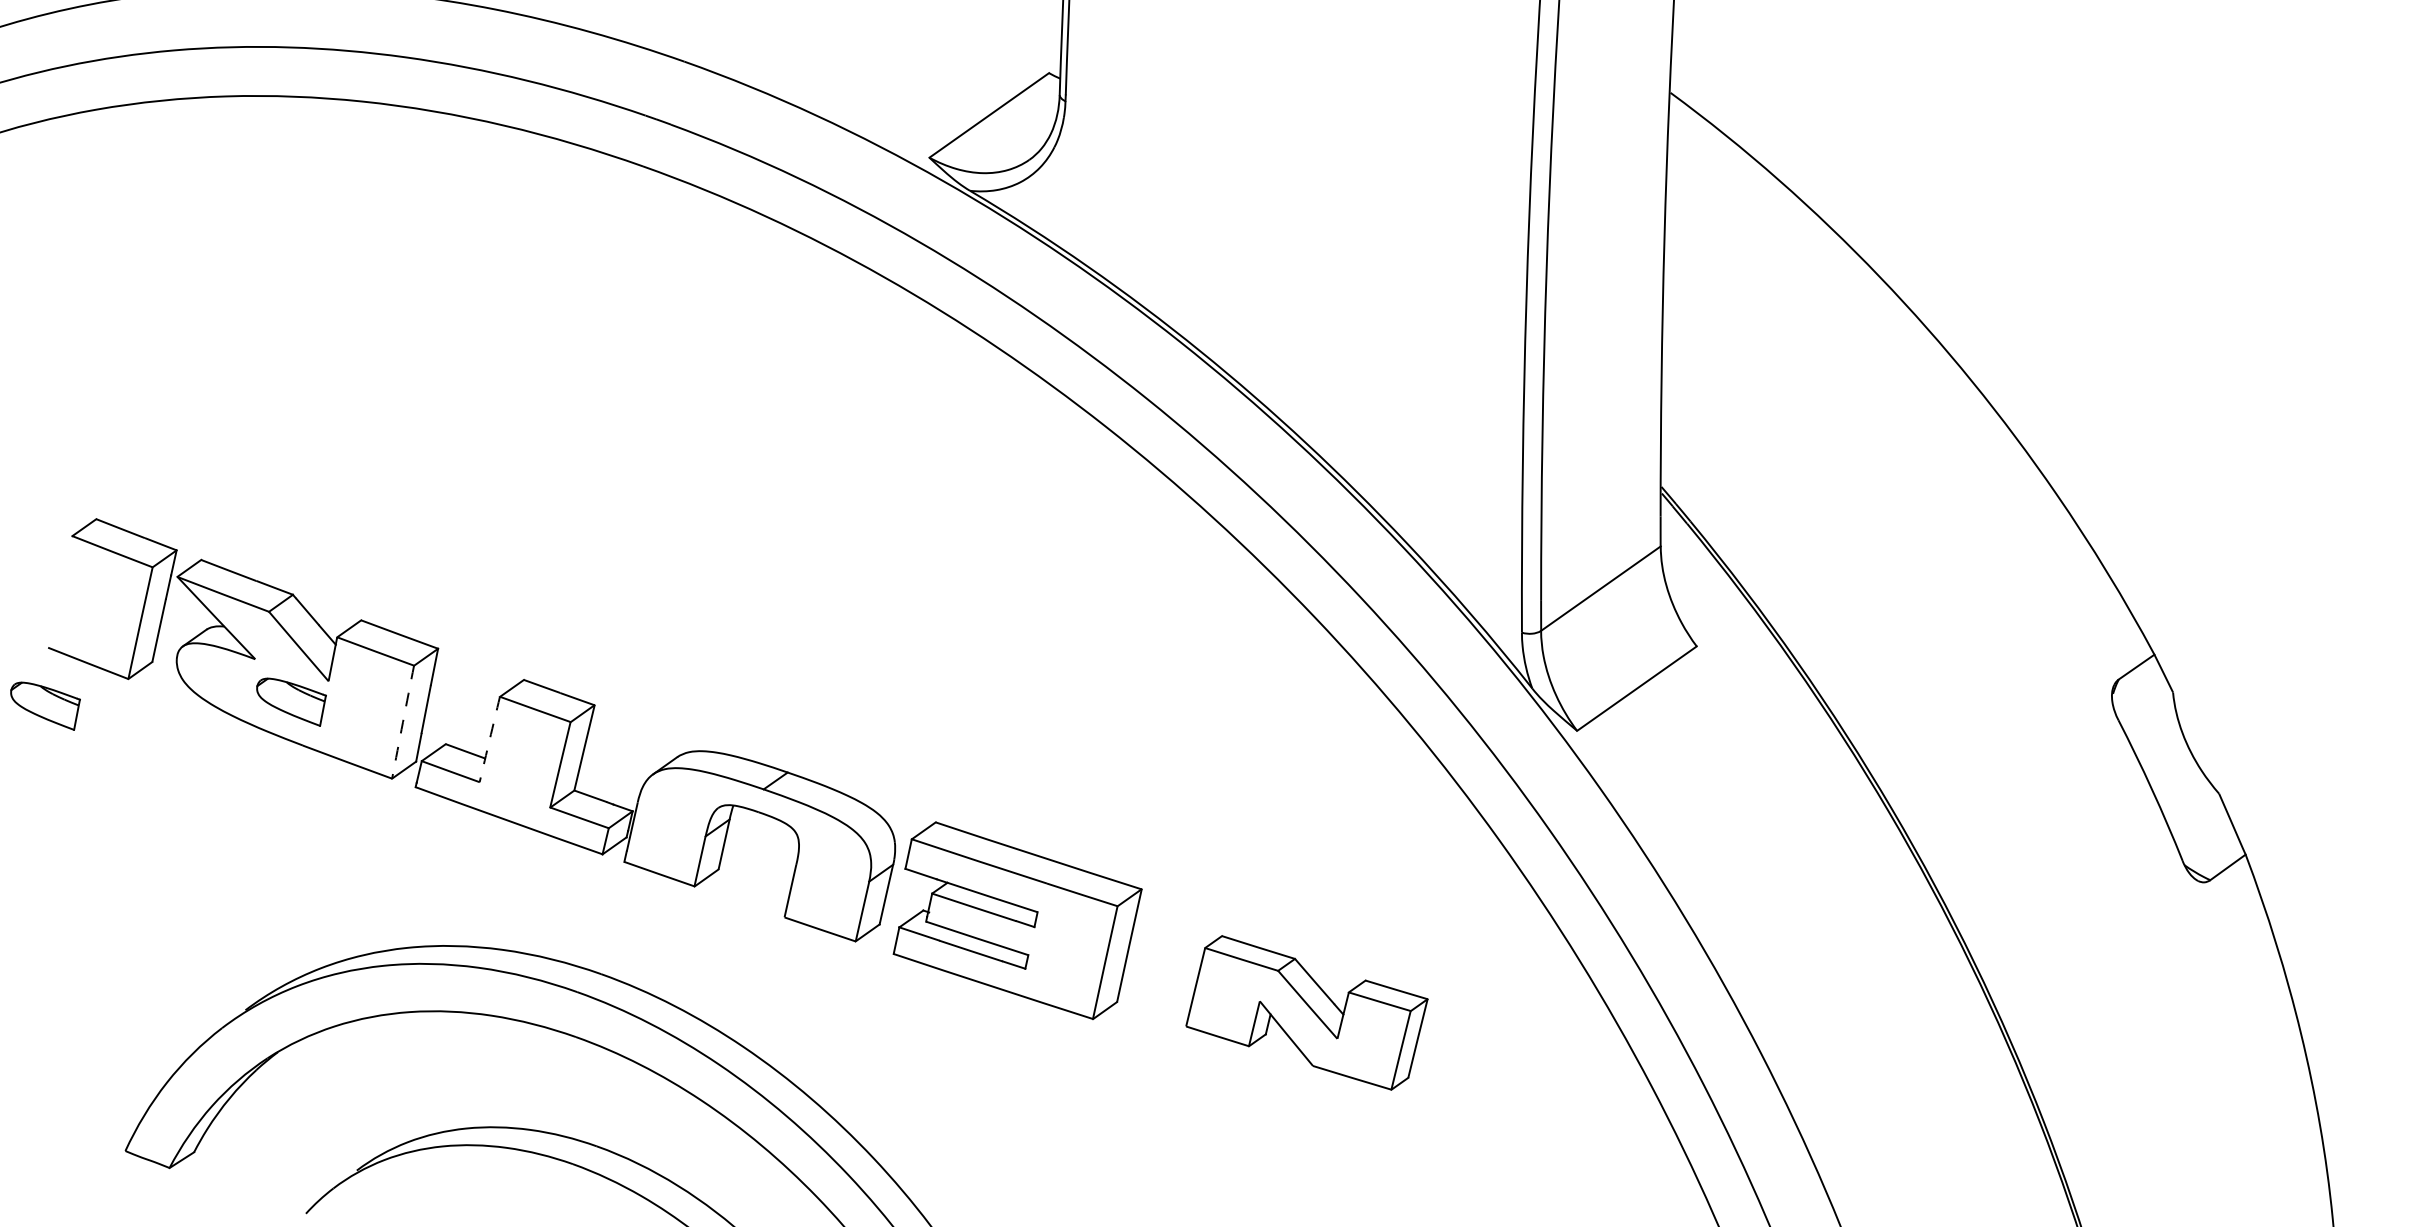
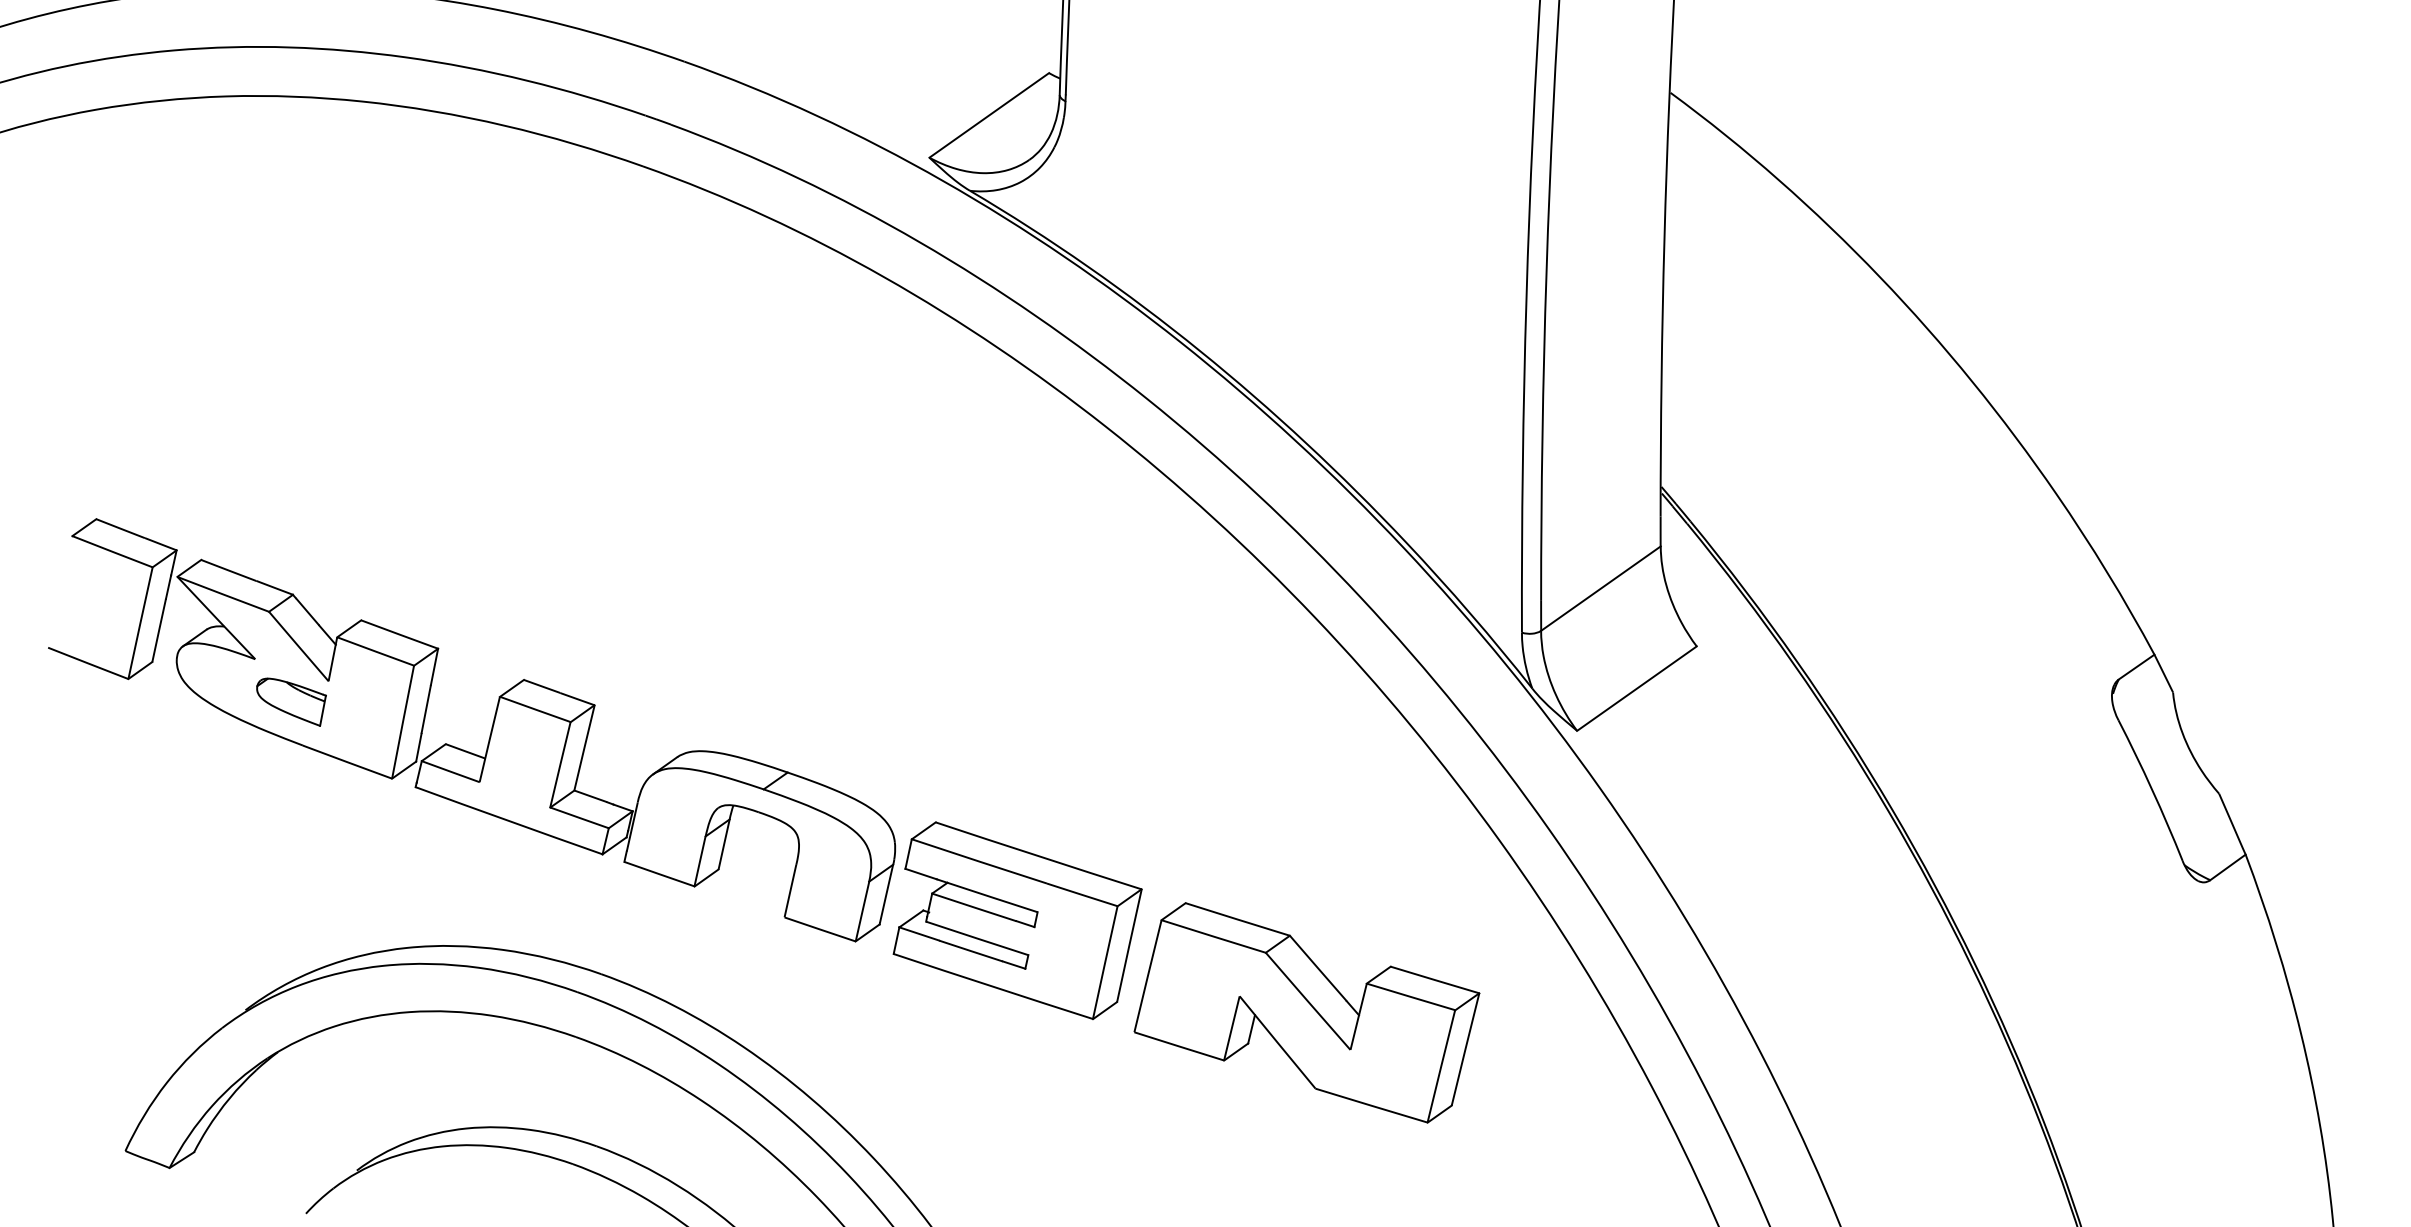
part: present -> none (45, 705)
arc: dashed -> solid (403, 722)
arc: dashed -> solid (489, 739)
part size: 244x156 px -> 348x222 px (1306, 1012)
